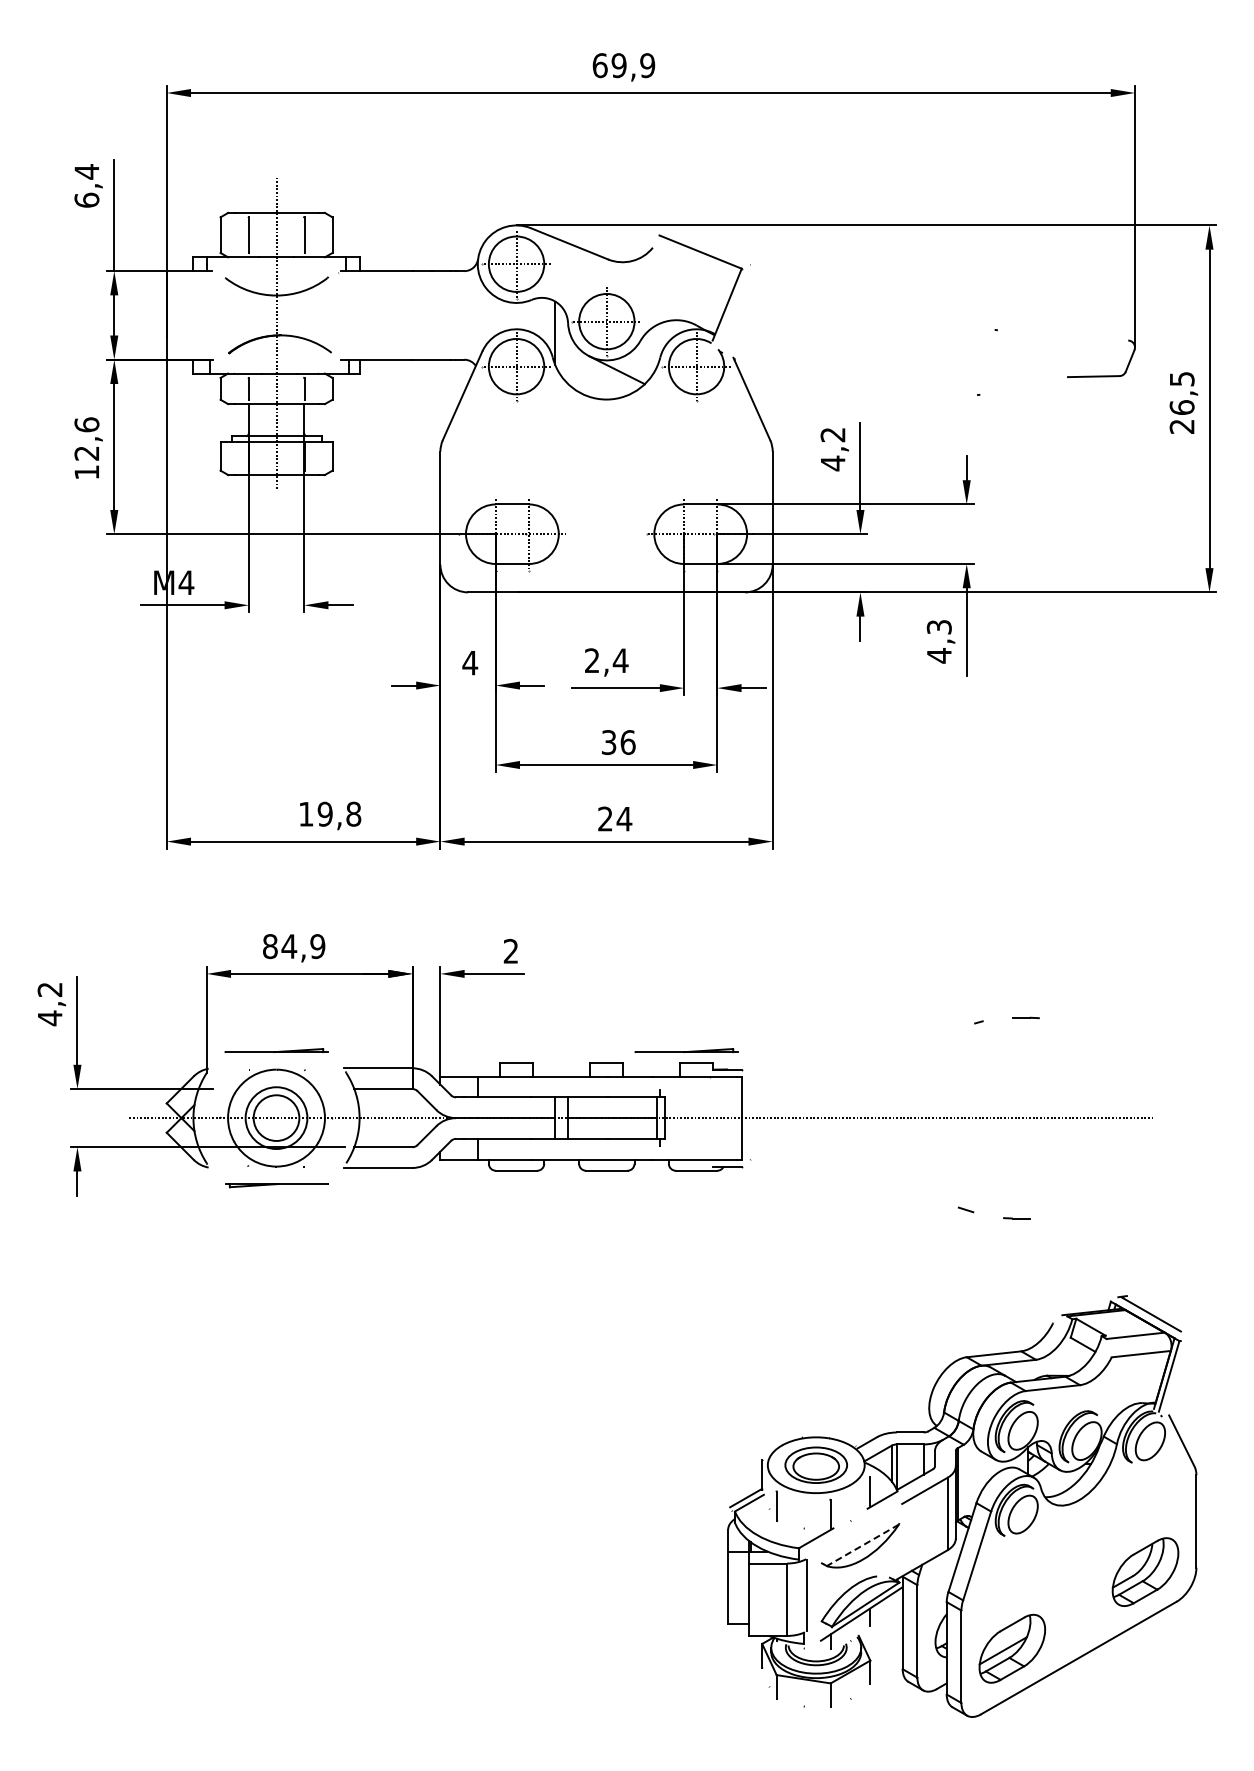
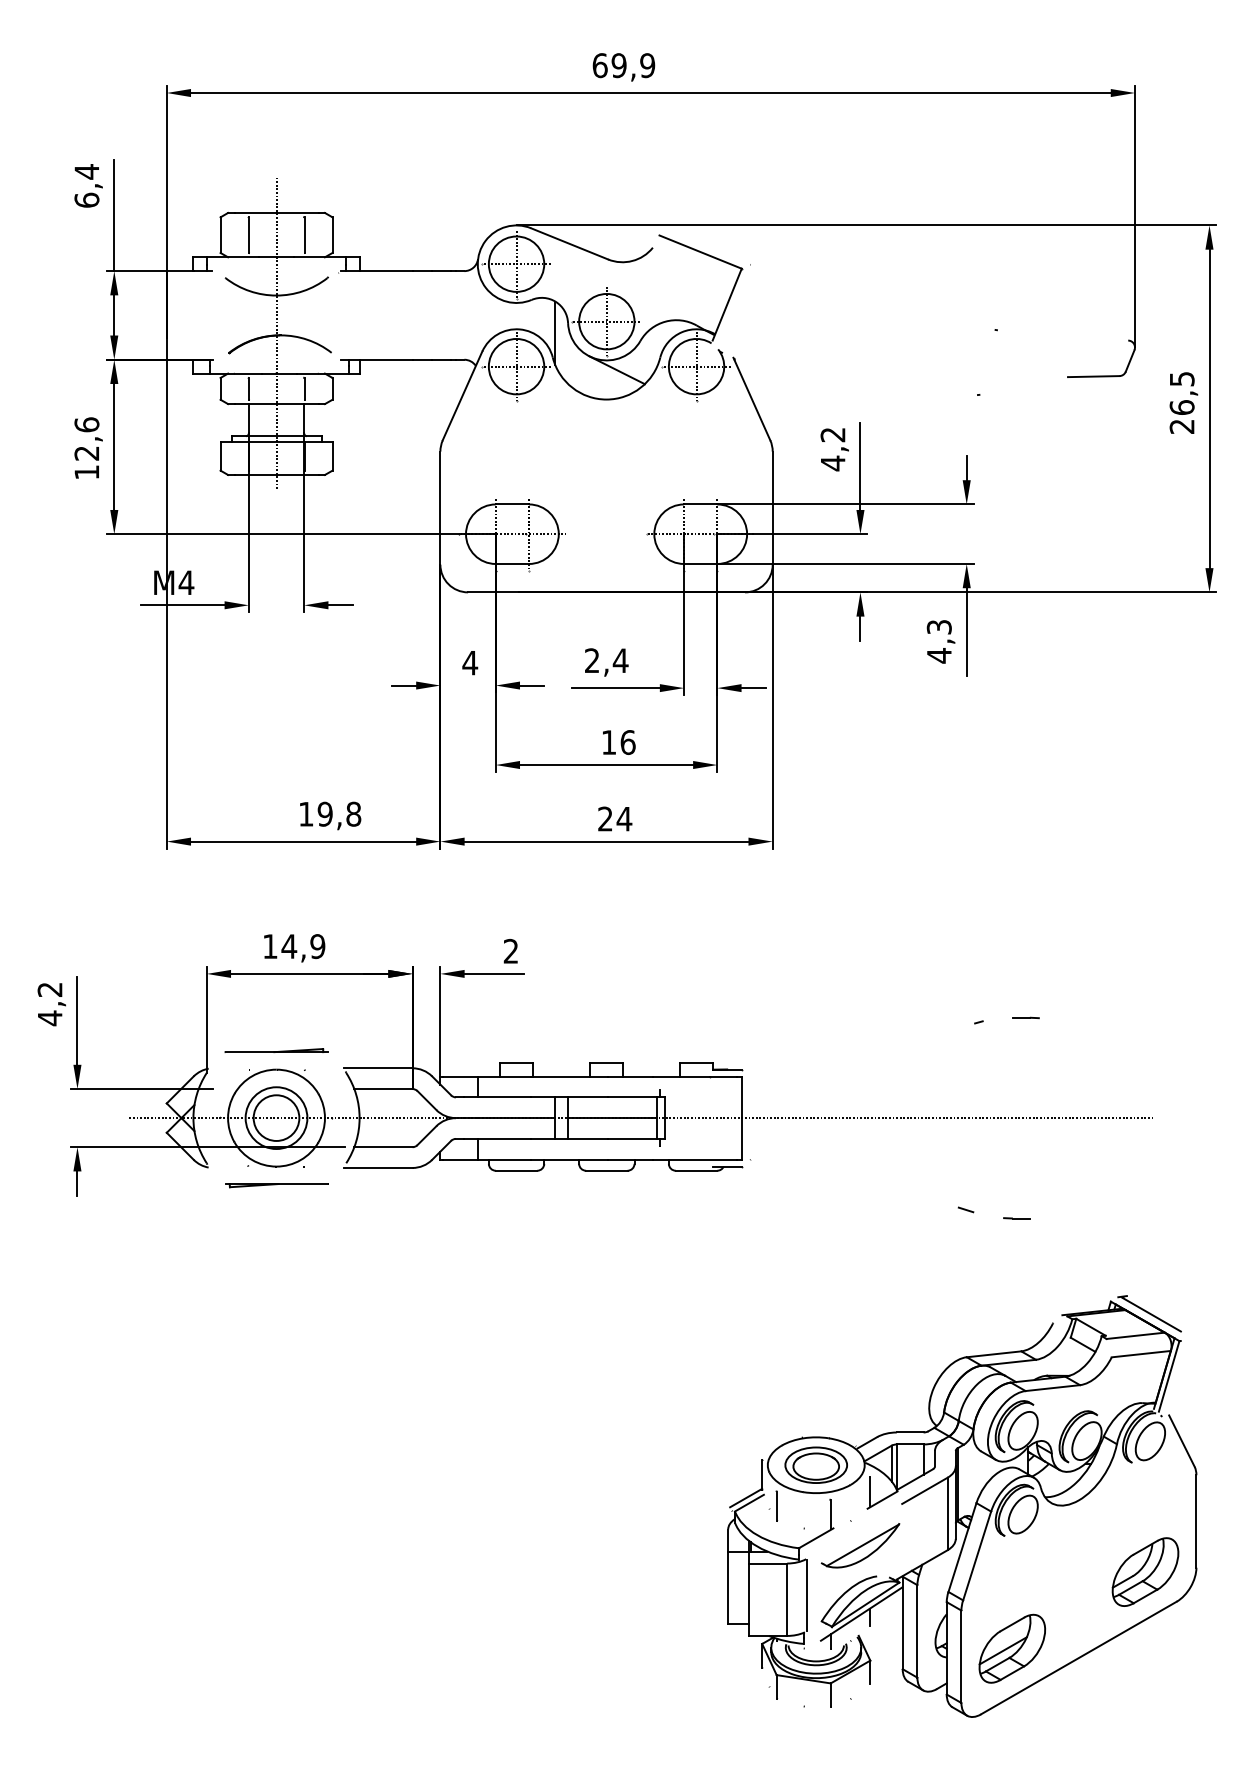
text: 36 -> 16 (609, 742)
text: 84,9 -> 14,9 (270, 946)
part: present -> none (686, 1050)
line: dashed -> solid (862, 1545)
